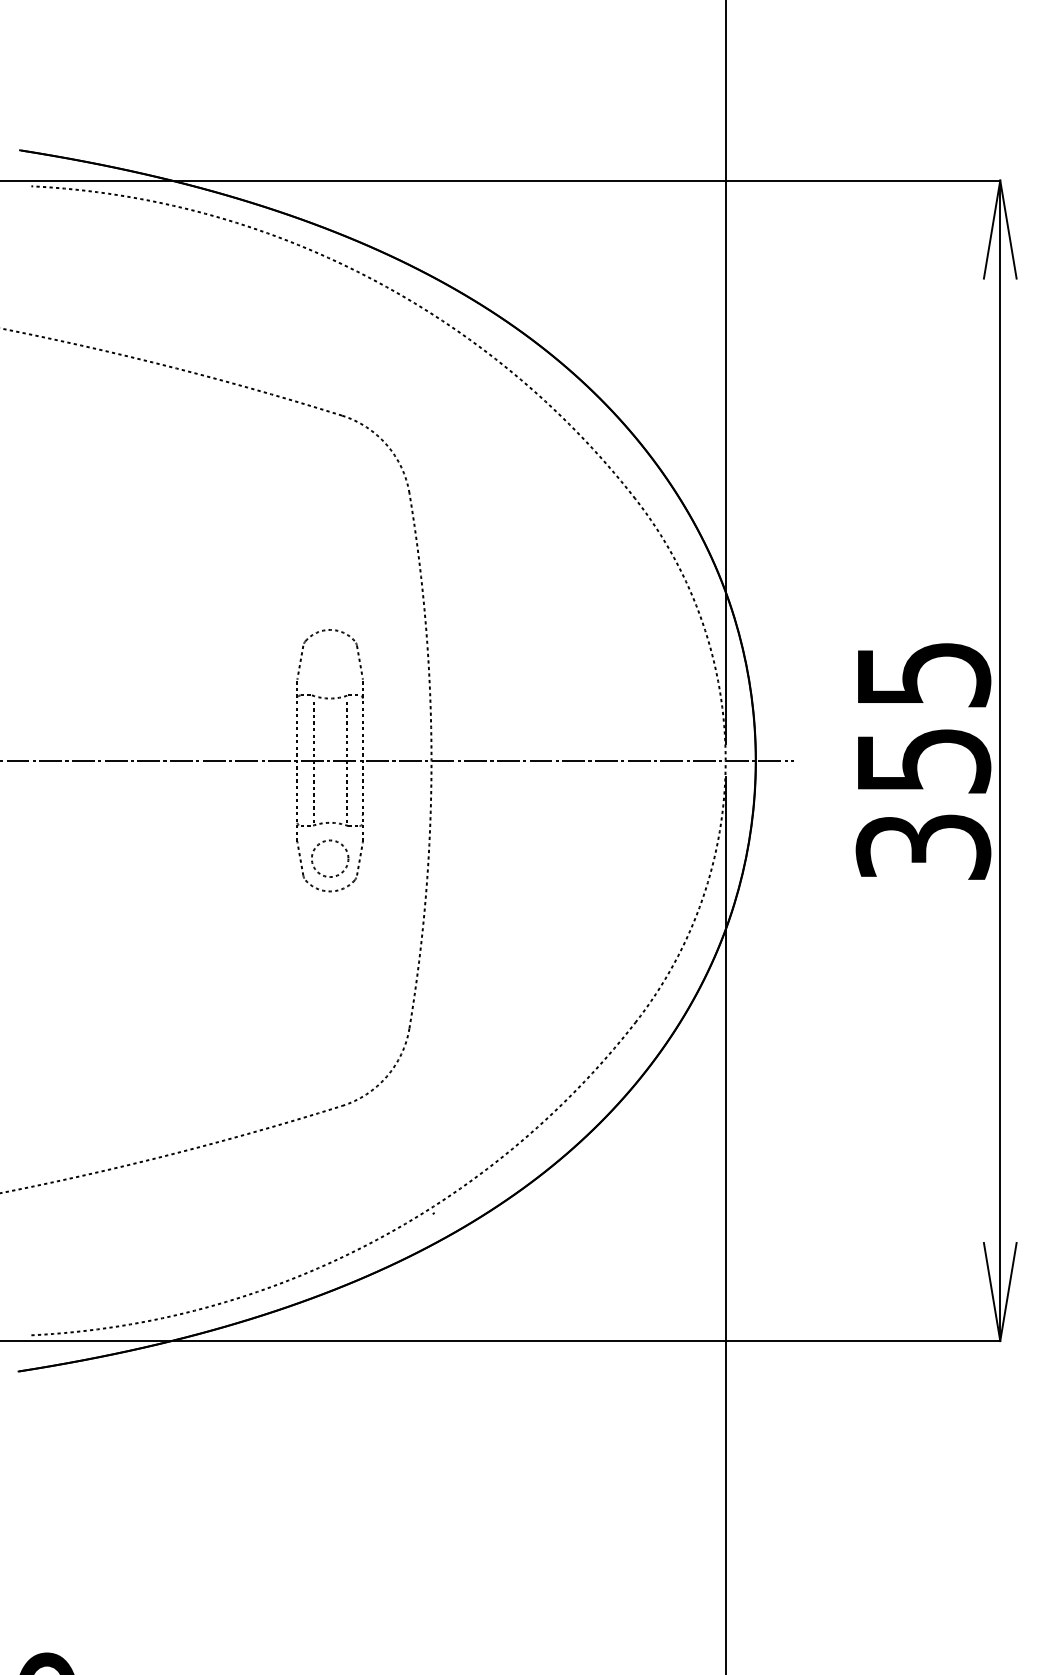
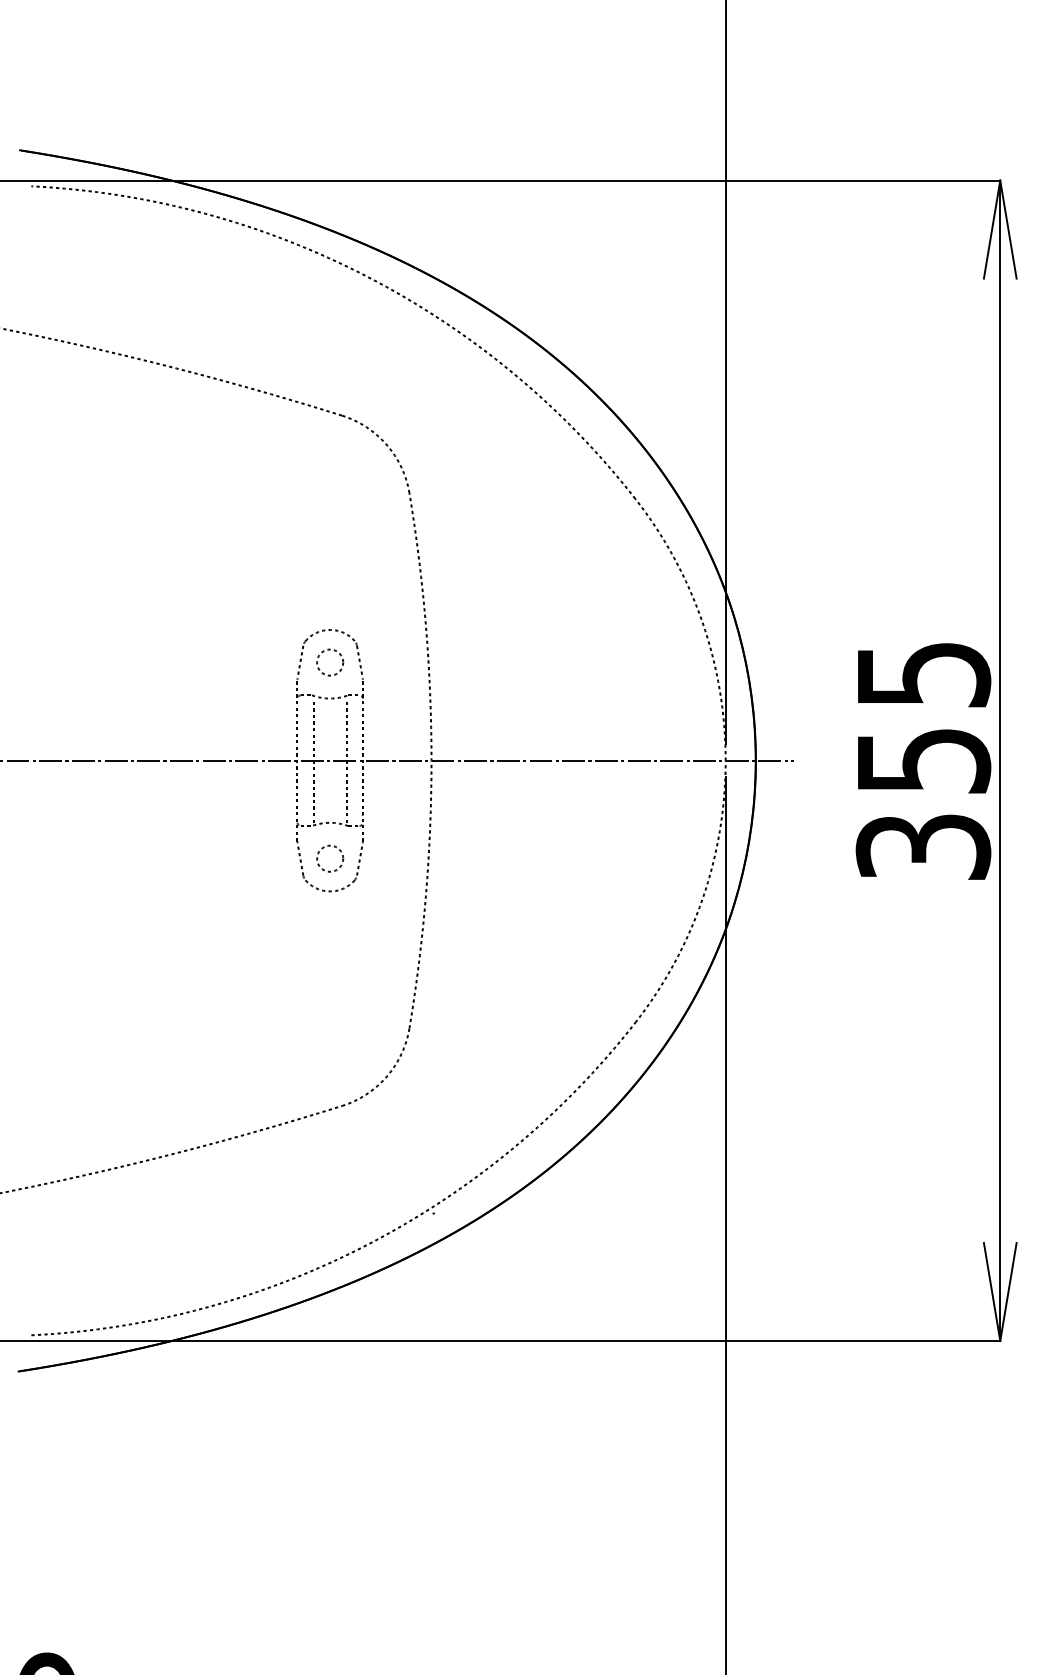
circle: none -> present (330, 662)
circle diameter: 37 px -> 26 px (330, 858)
